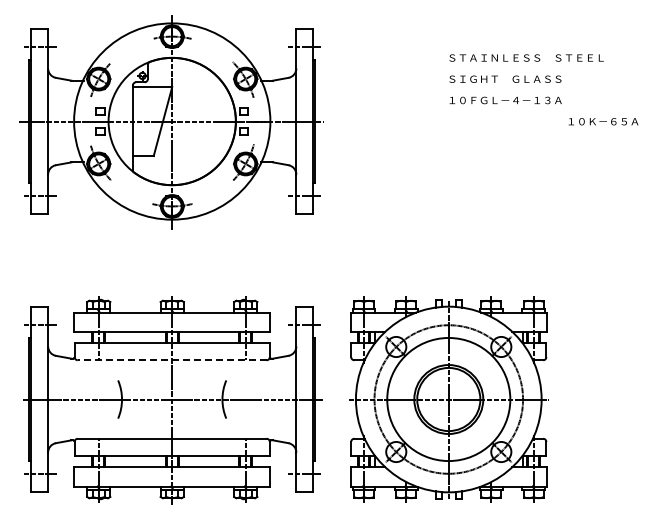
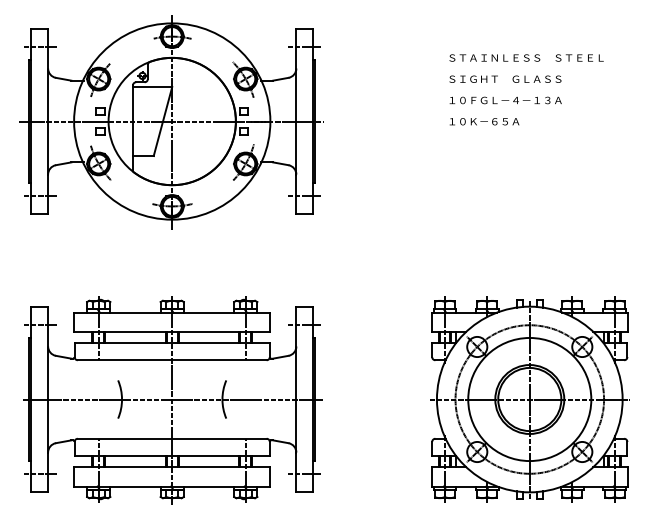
text position: (603, 121) -> (484, 121) (484, 121)
line: dashed -> solid (171, 360)
part position: (448, 399) -> (529, 399) (529, 399)
